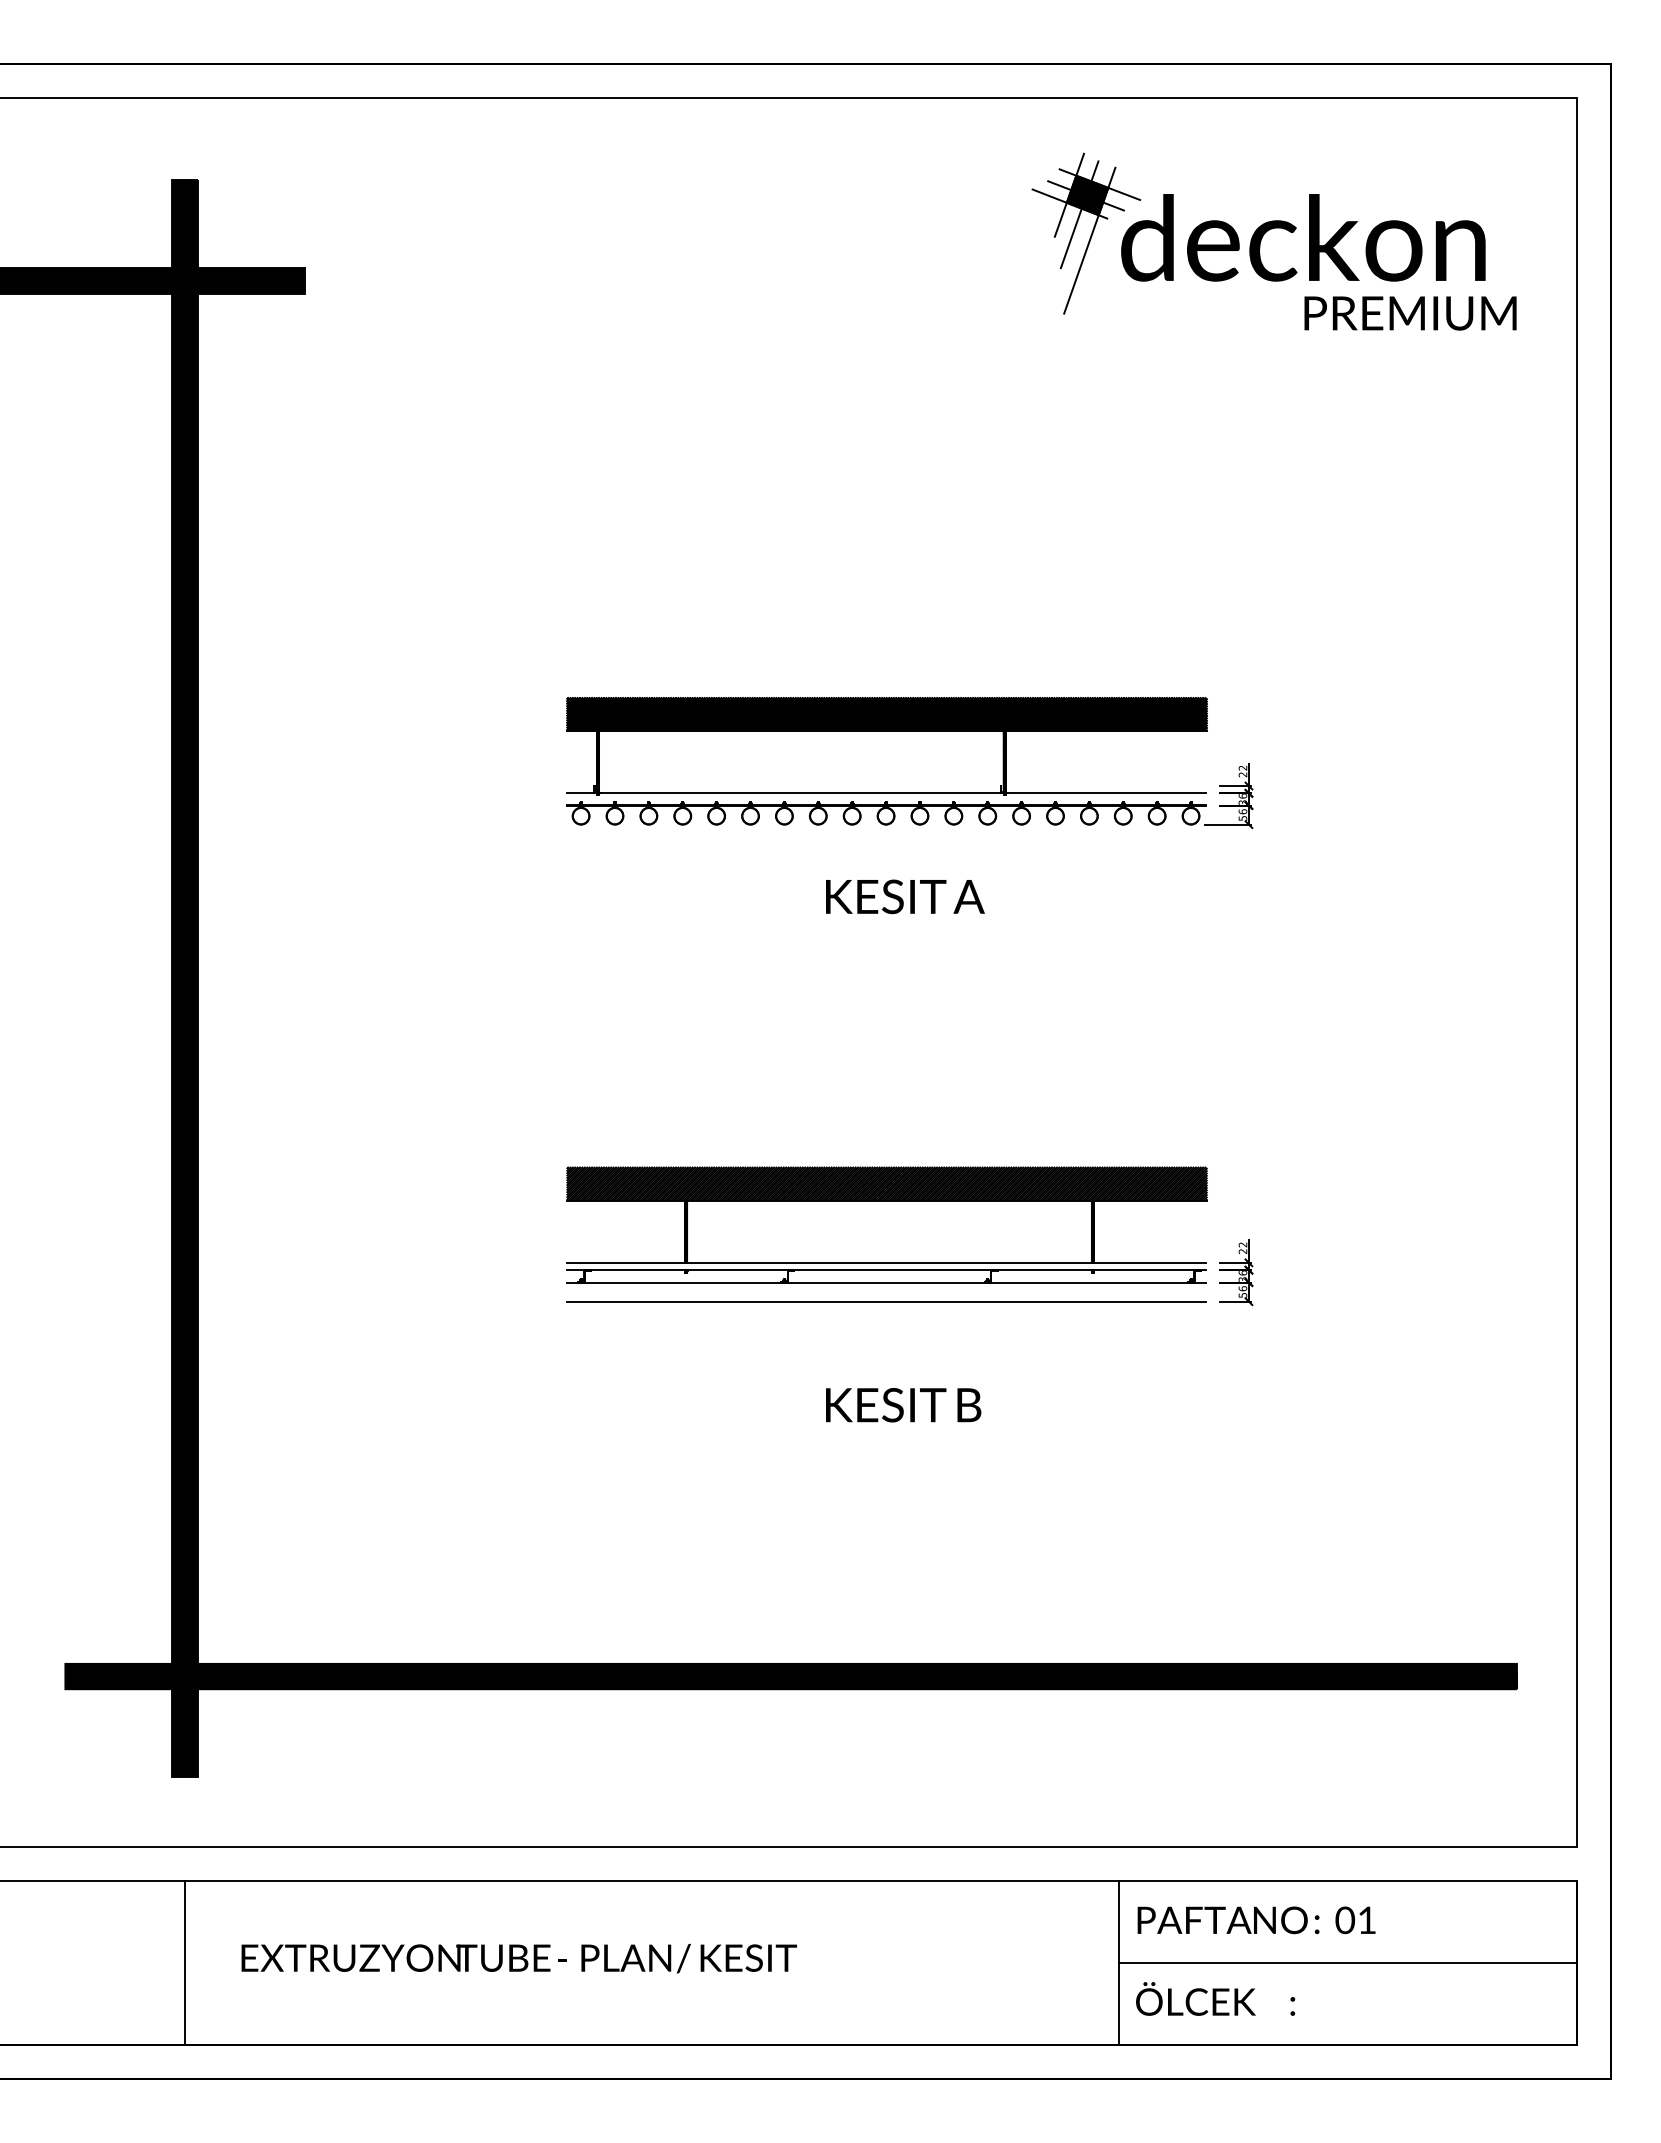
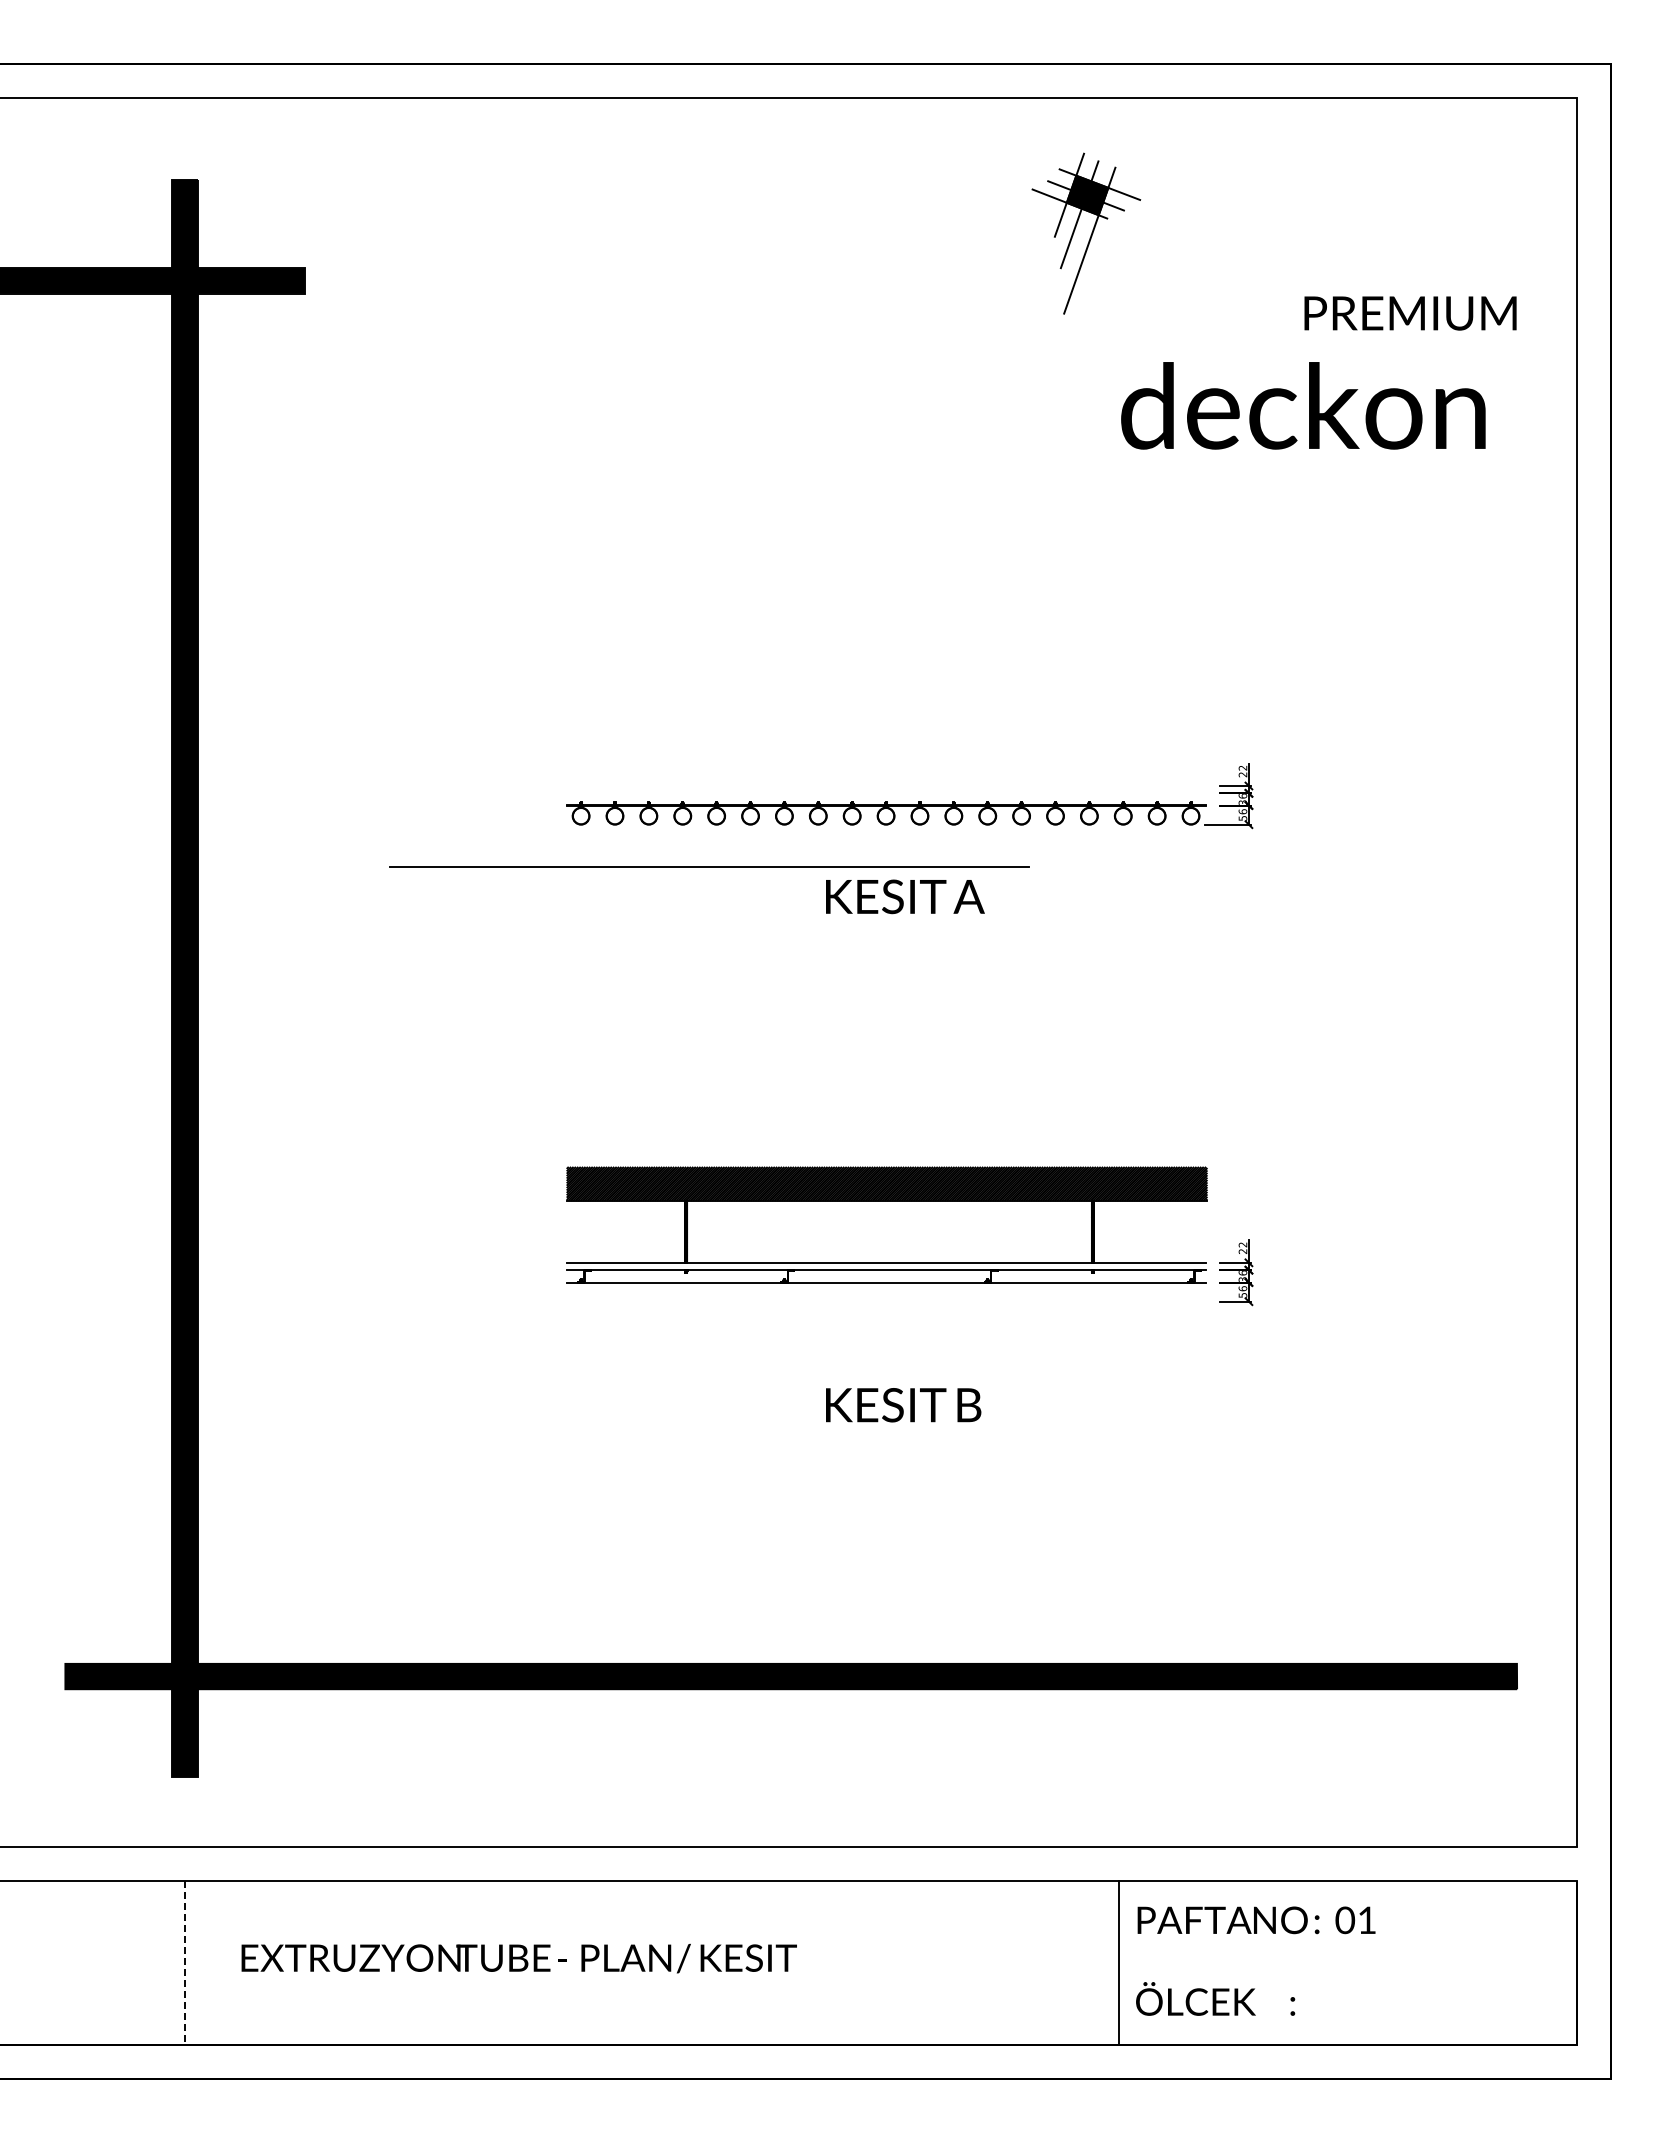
text position: (1303, 237) -> (1303, 405) (1303, 405)
part: present -> none (886, 746)
line position: (886, 1301) -> (709, 866) (709, 866)
line: solid -> dashed (185, 1962)
line: present -> none (1347, 1962)
